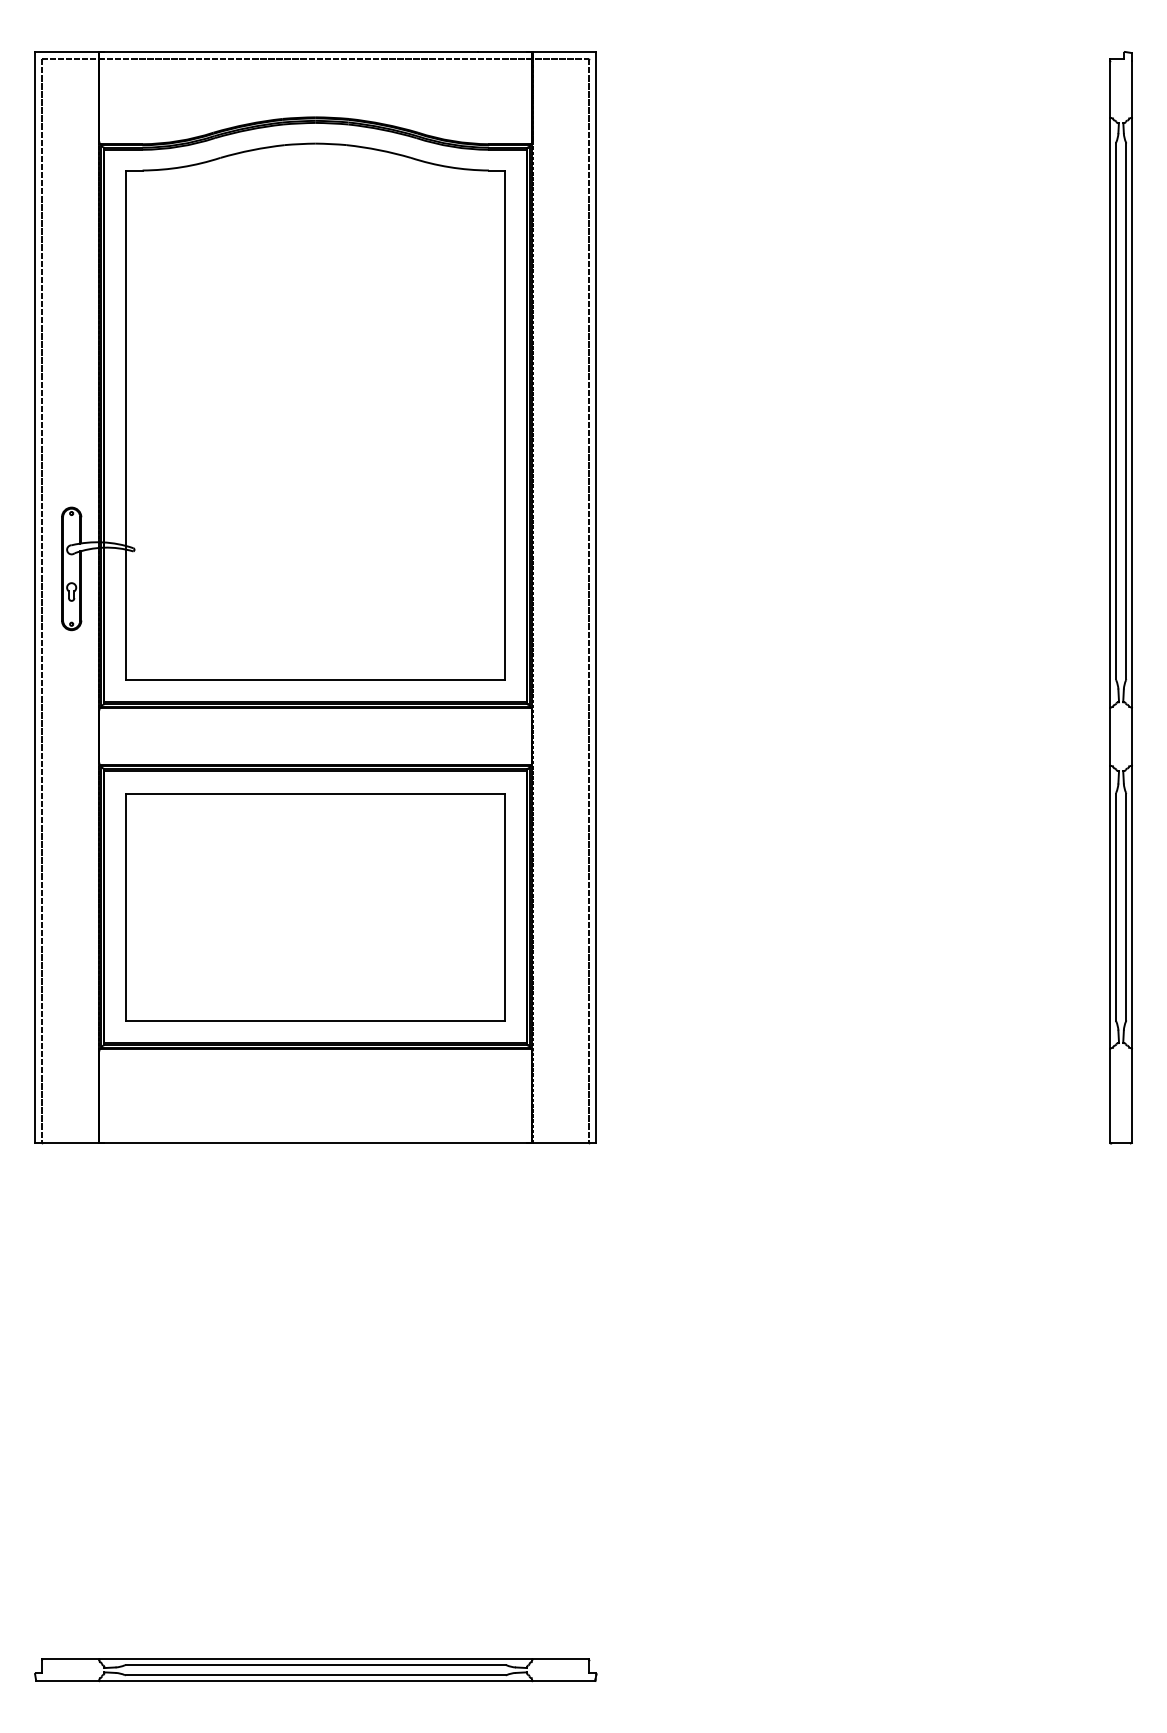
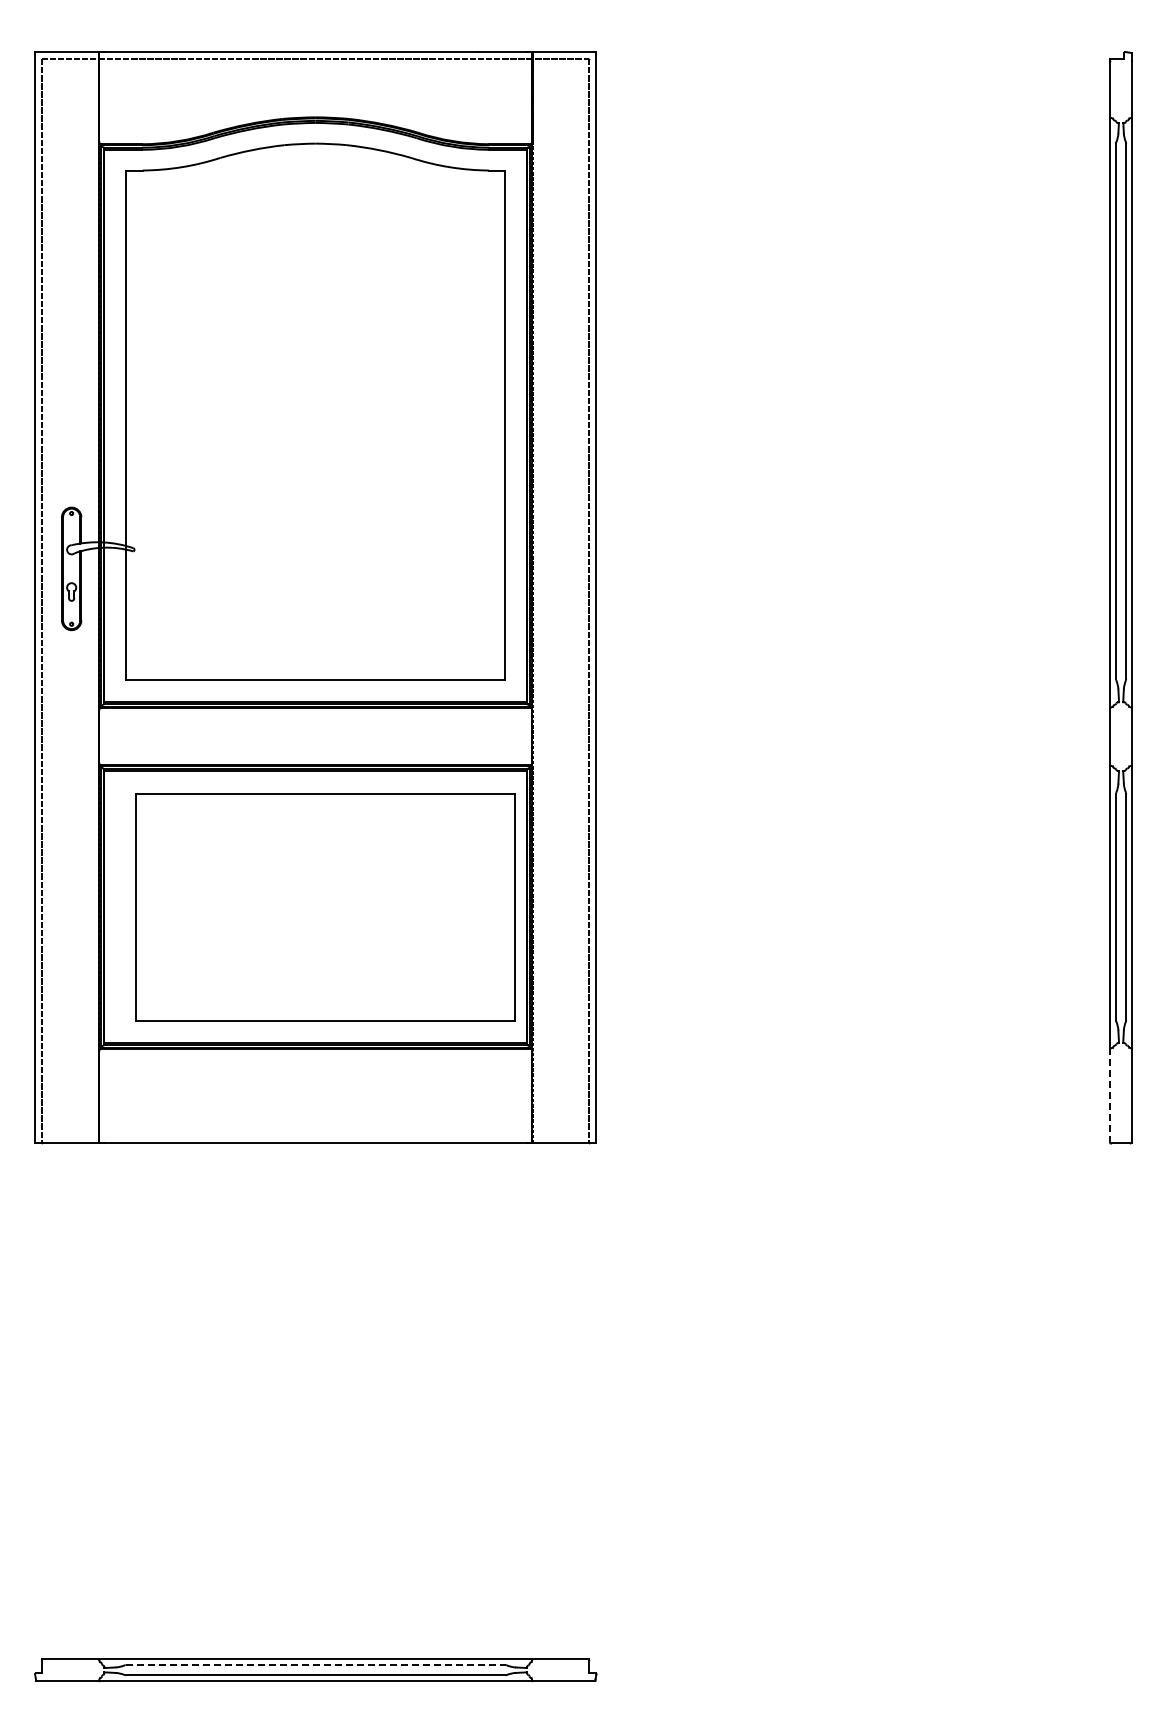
part position: (315, 907) -> (325, 907) (325, 907)
line: solid -> dashed (1110, 1095)
line: solid -> dashed (316, 1665)
